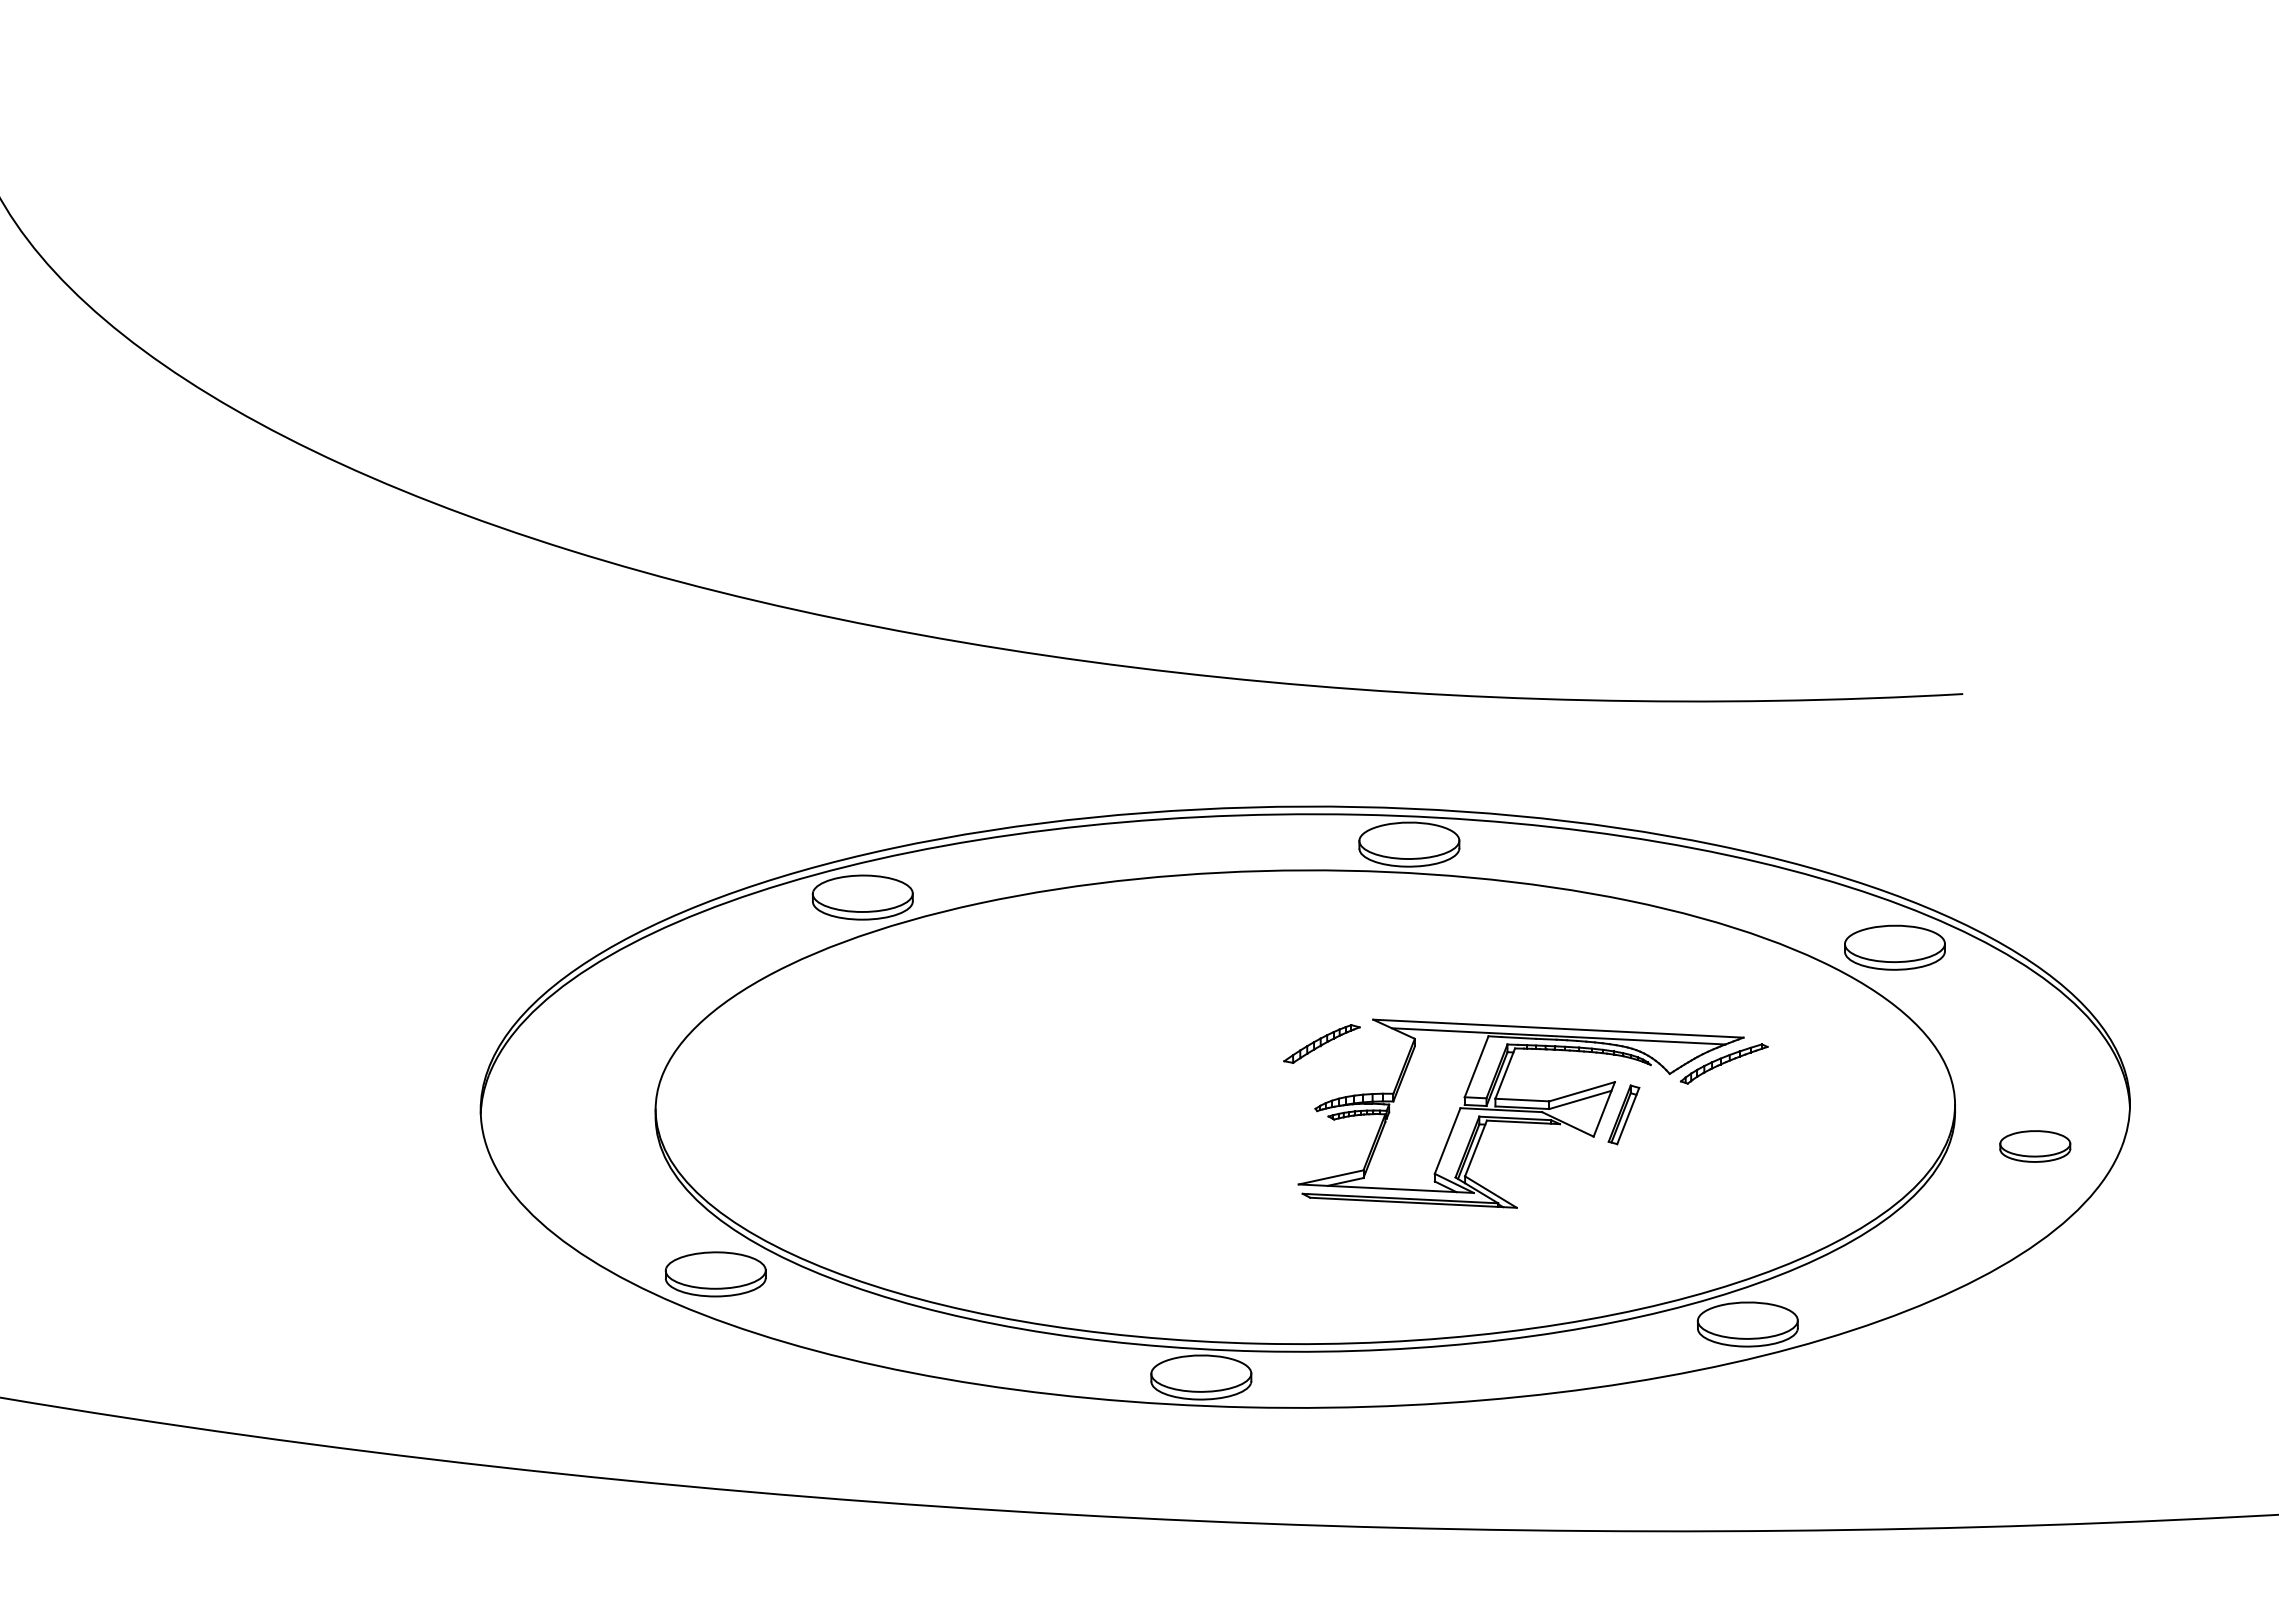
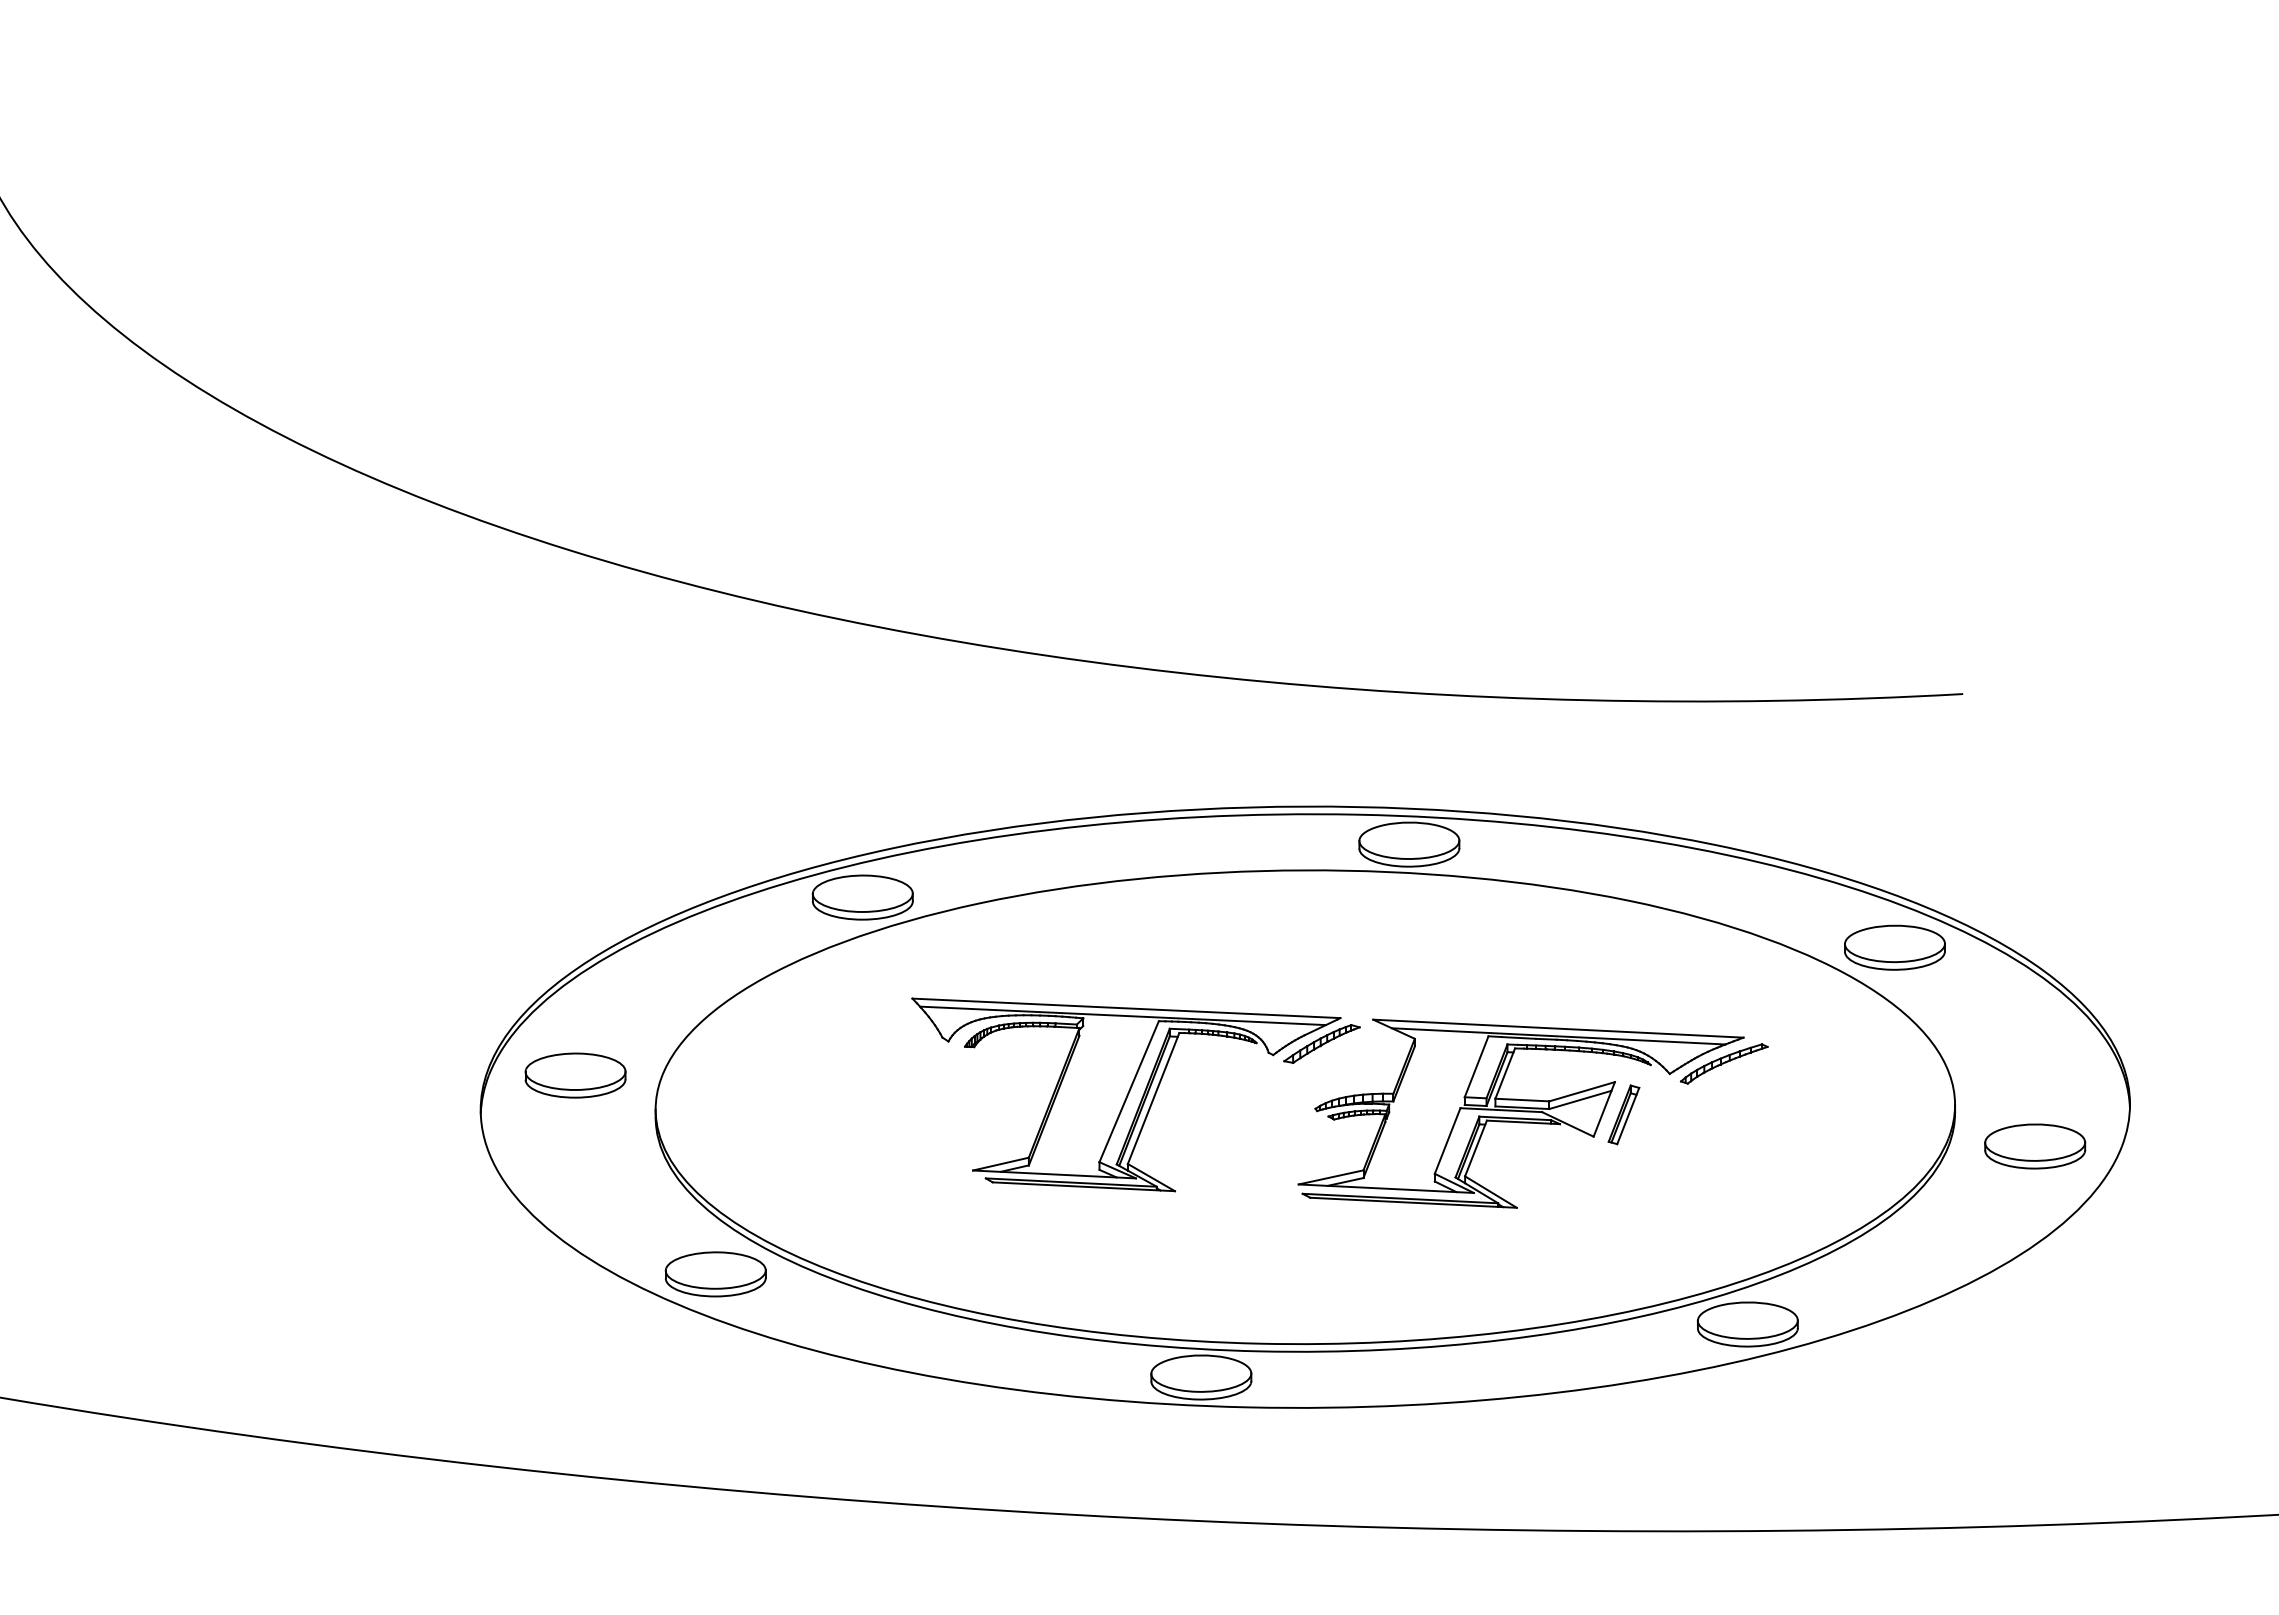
part: none -> present (575, 1075)
part: none -> present (1126, 1094)
part size: 73x33 px -> 103x47 px (2035, 1146)
